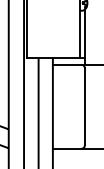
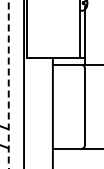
line: solid -> dashed (8, 84)
line: present -> none (38, 111)
